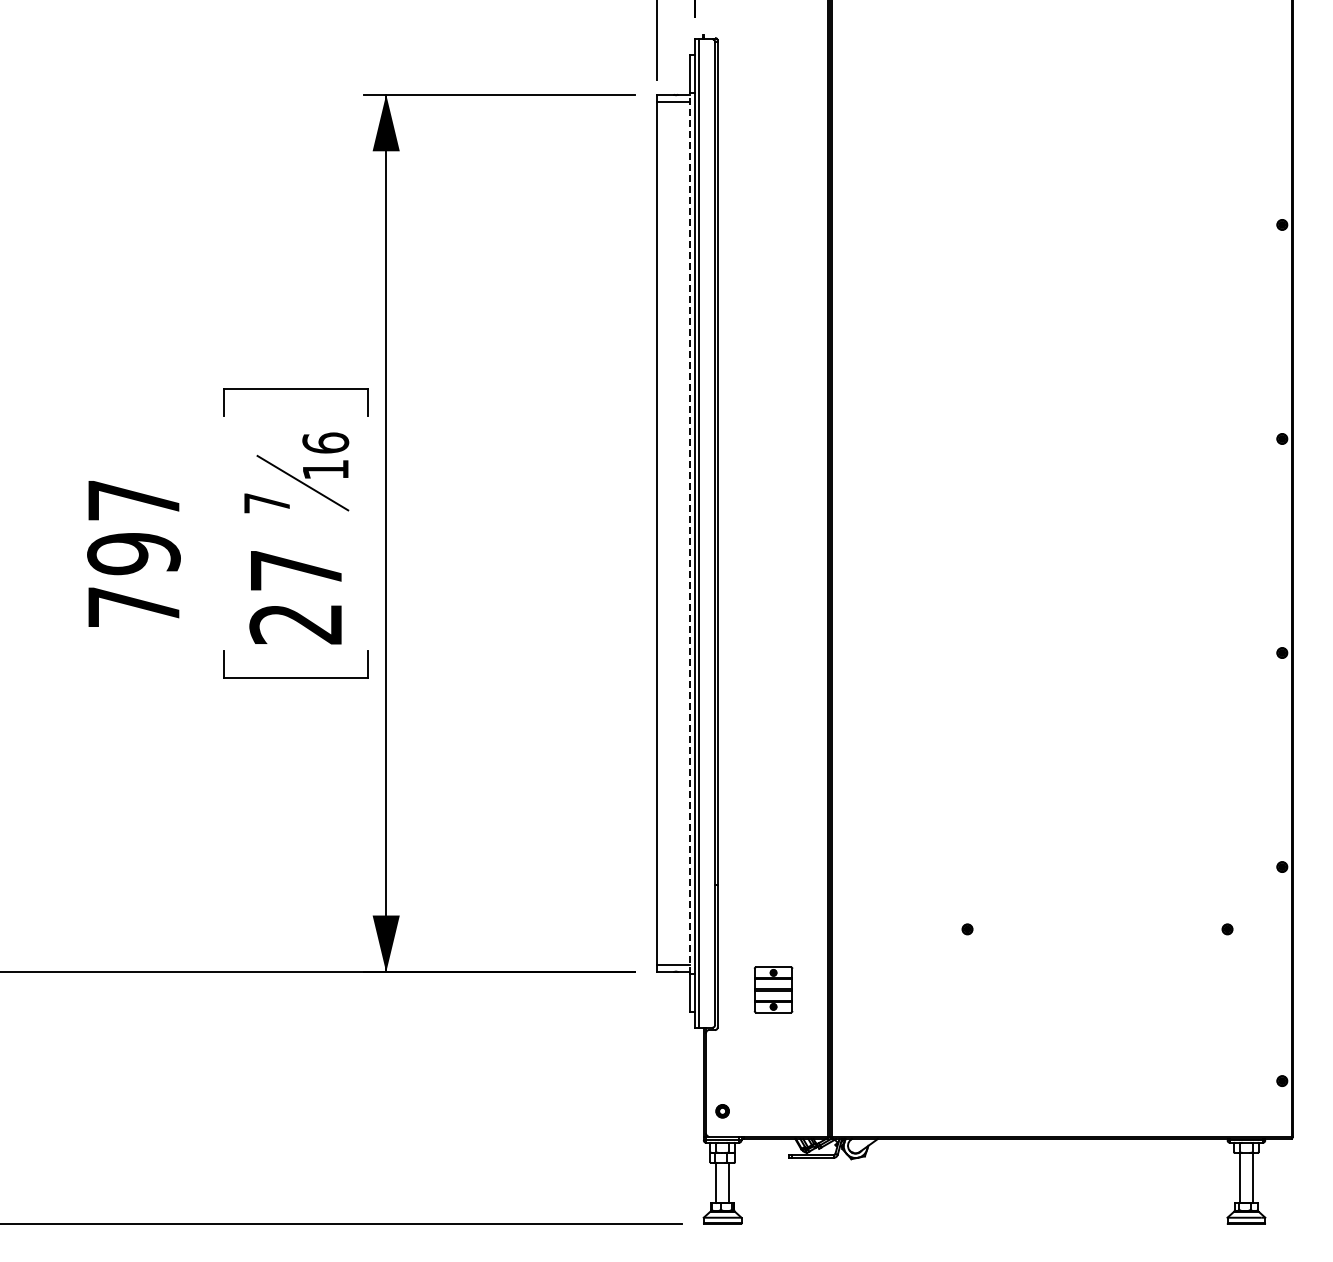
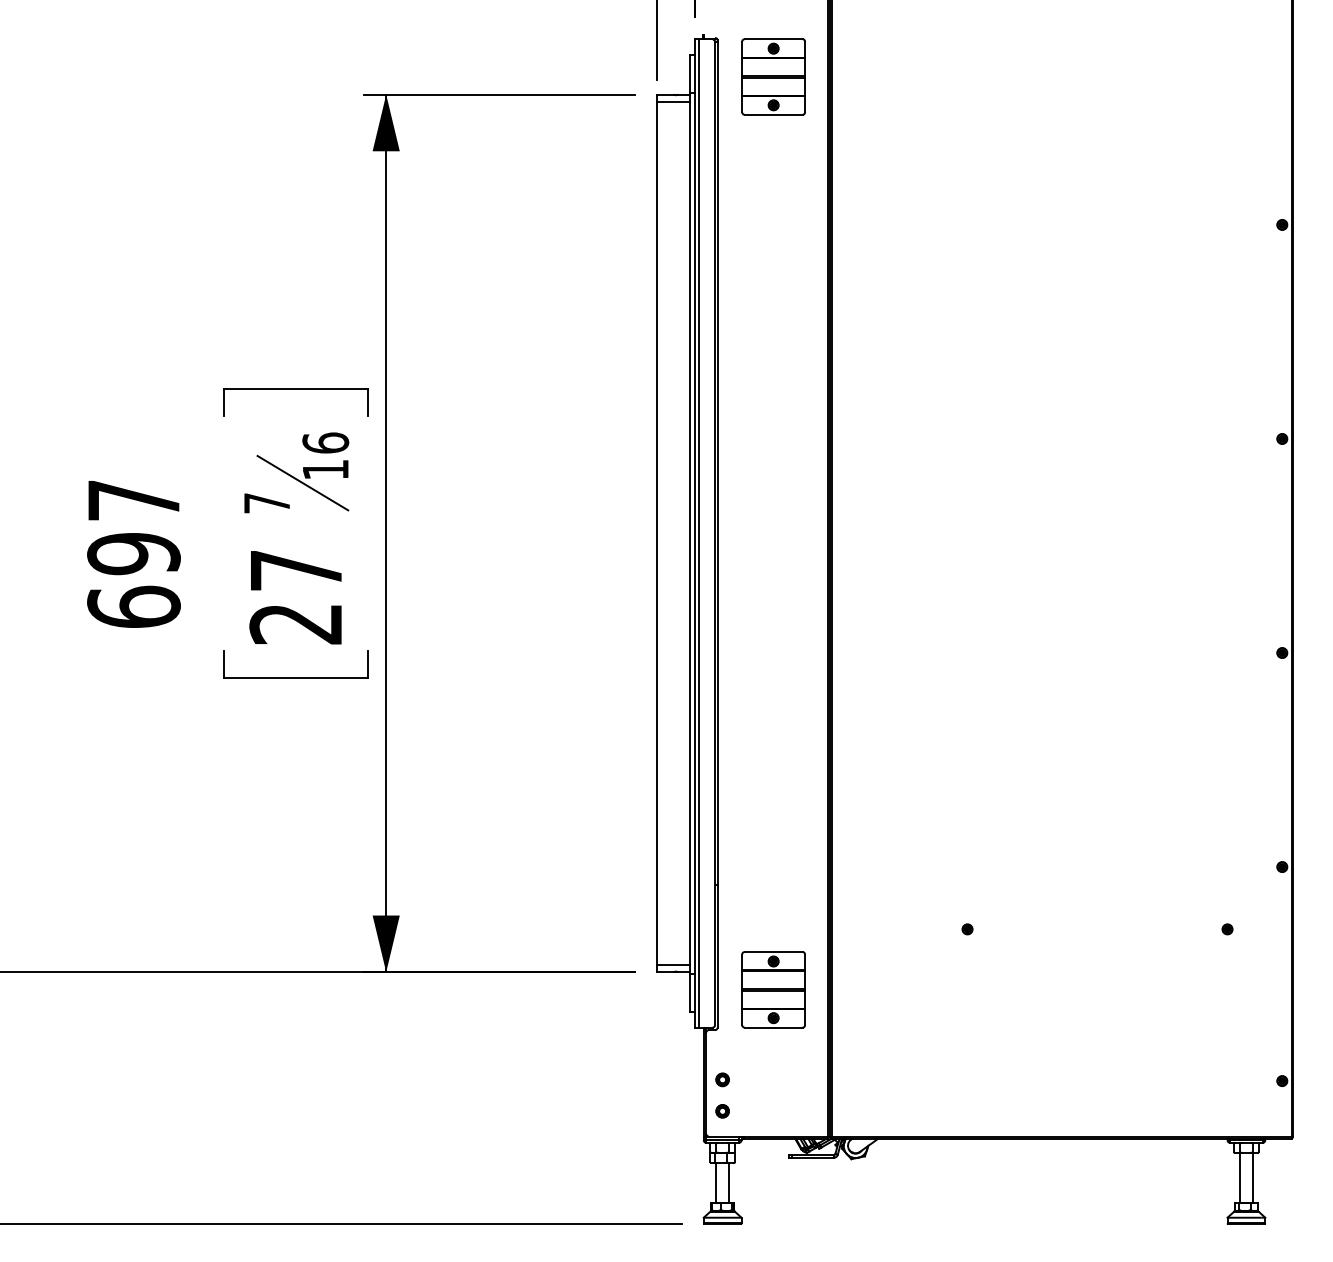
part: none -> present (773, 76)
line: dashed -> solid (689, 533)
text: 797 -> 697 (133, 606)
part size: 41x48 px -> 65x78 px (773, 989)
part: none -> present (722, 1079)
